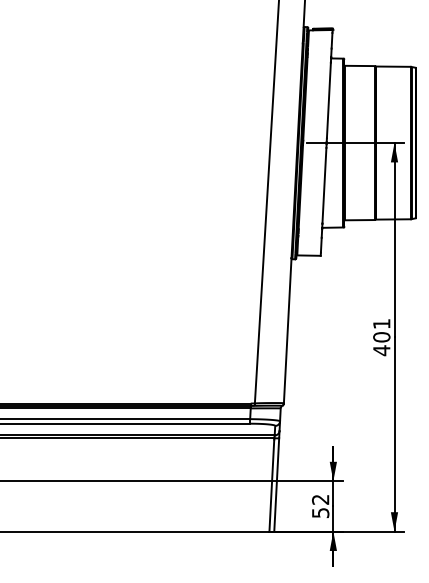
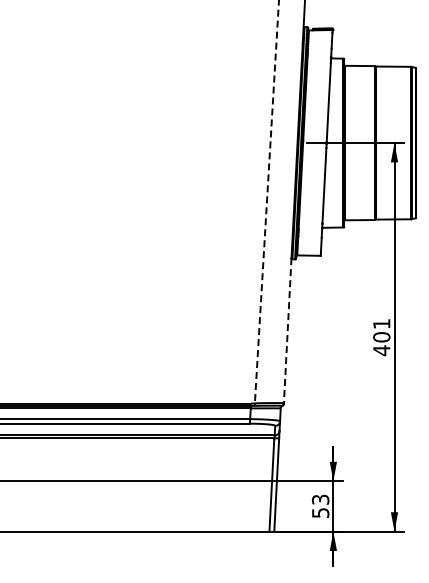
line: solid -> dashed (266, 201)
line: solid -> dashed (287, 330)
text: 52 -> 53 (320, 499)
